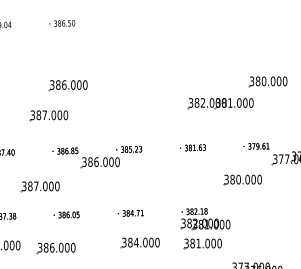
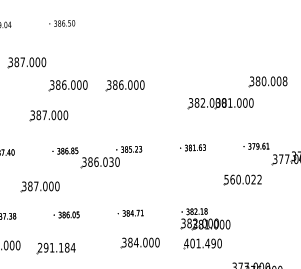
part: none -> present (26, 62)
text: 380.000 -> 380.008 (284, 80)
part: none -> present (124, 85)
text: 386.000 -> 386.030 (111, 161)
text: 380.000 -> 560.022 (242, 179)
text: 381.000 -> 401.490 (199, 243)
text: 386.000 -> 291.184 (56, 247)
